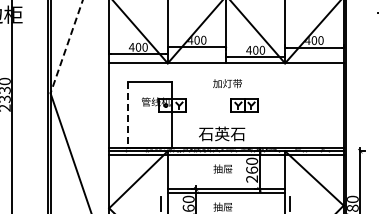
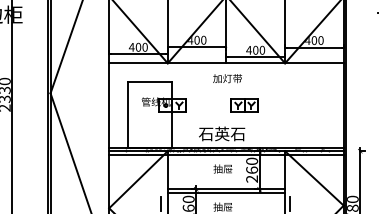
line: dashed -> solid (66, 47)
text position: (227, 83) -> (227, 78) (227, 78)
line: dashed -> solid (128, 115)
